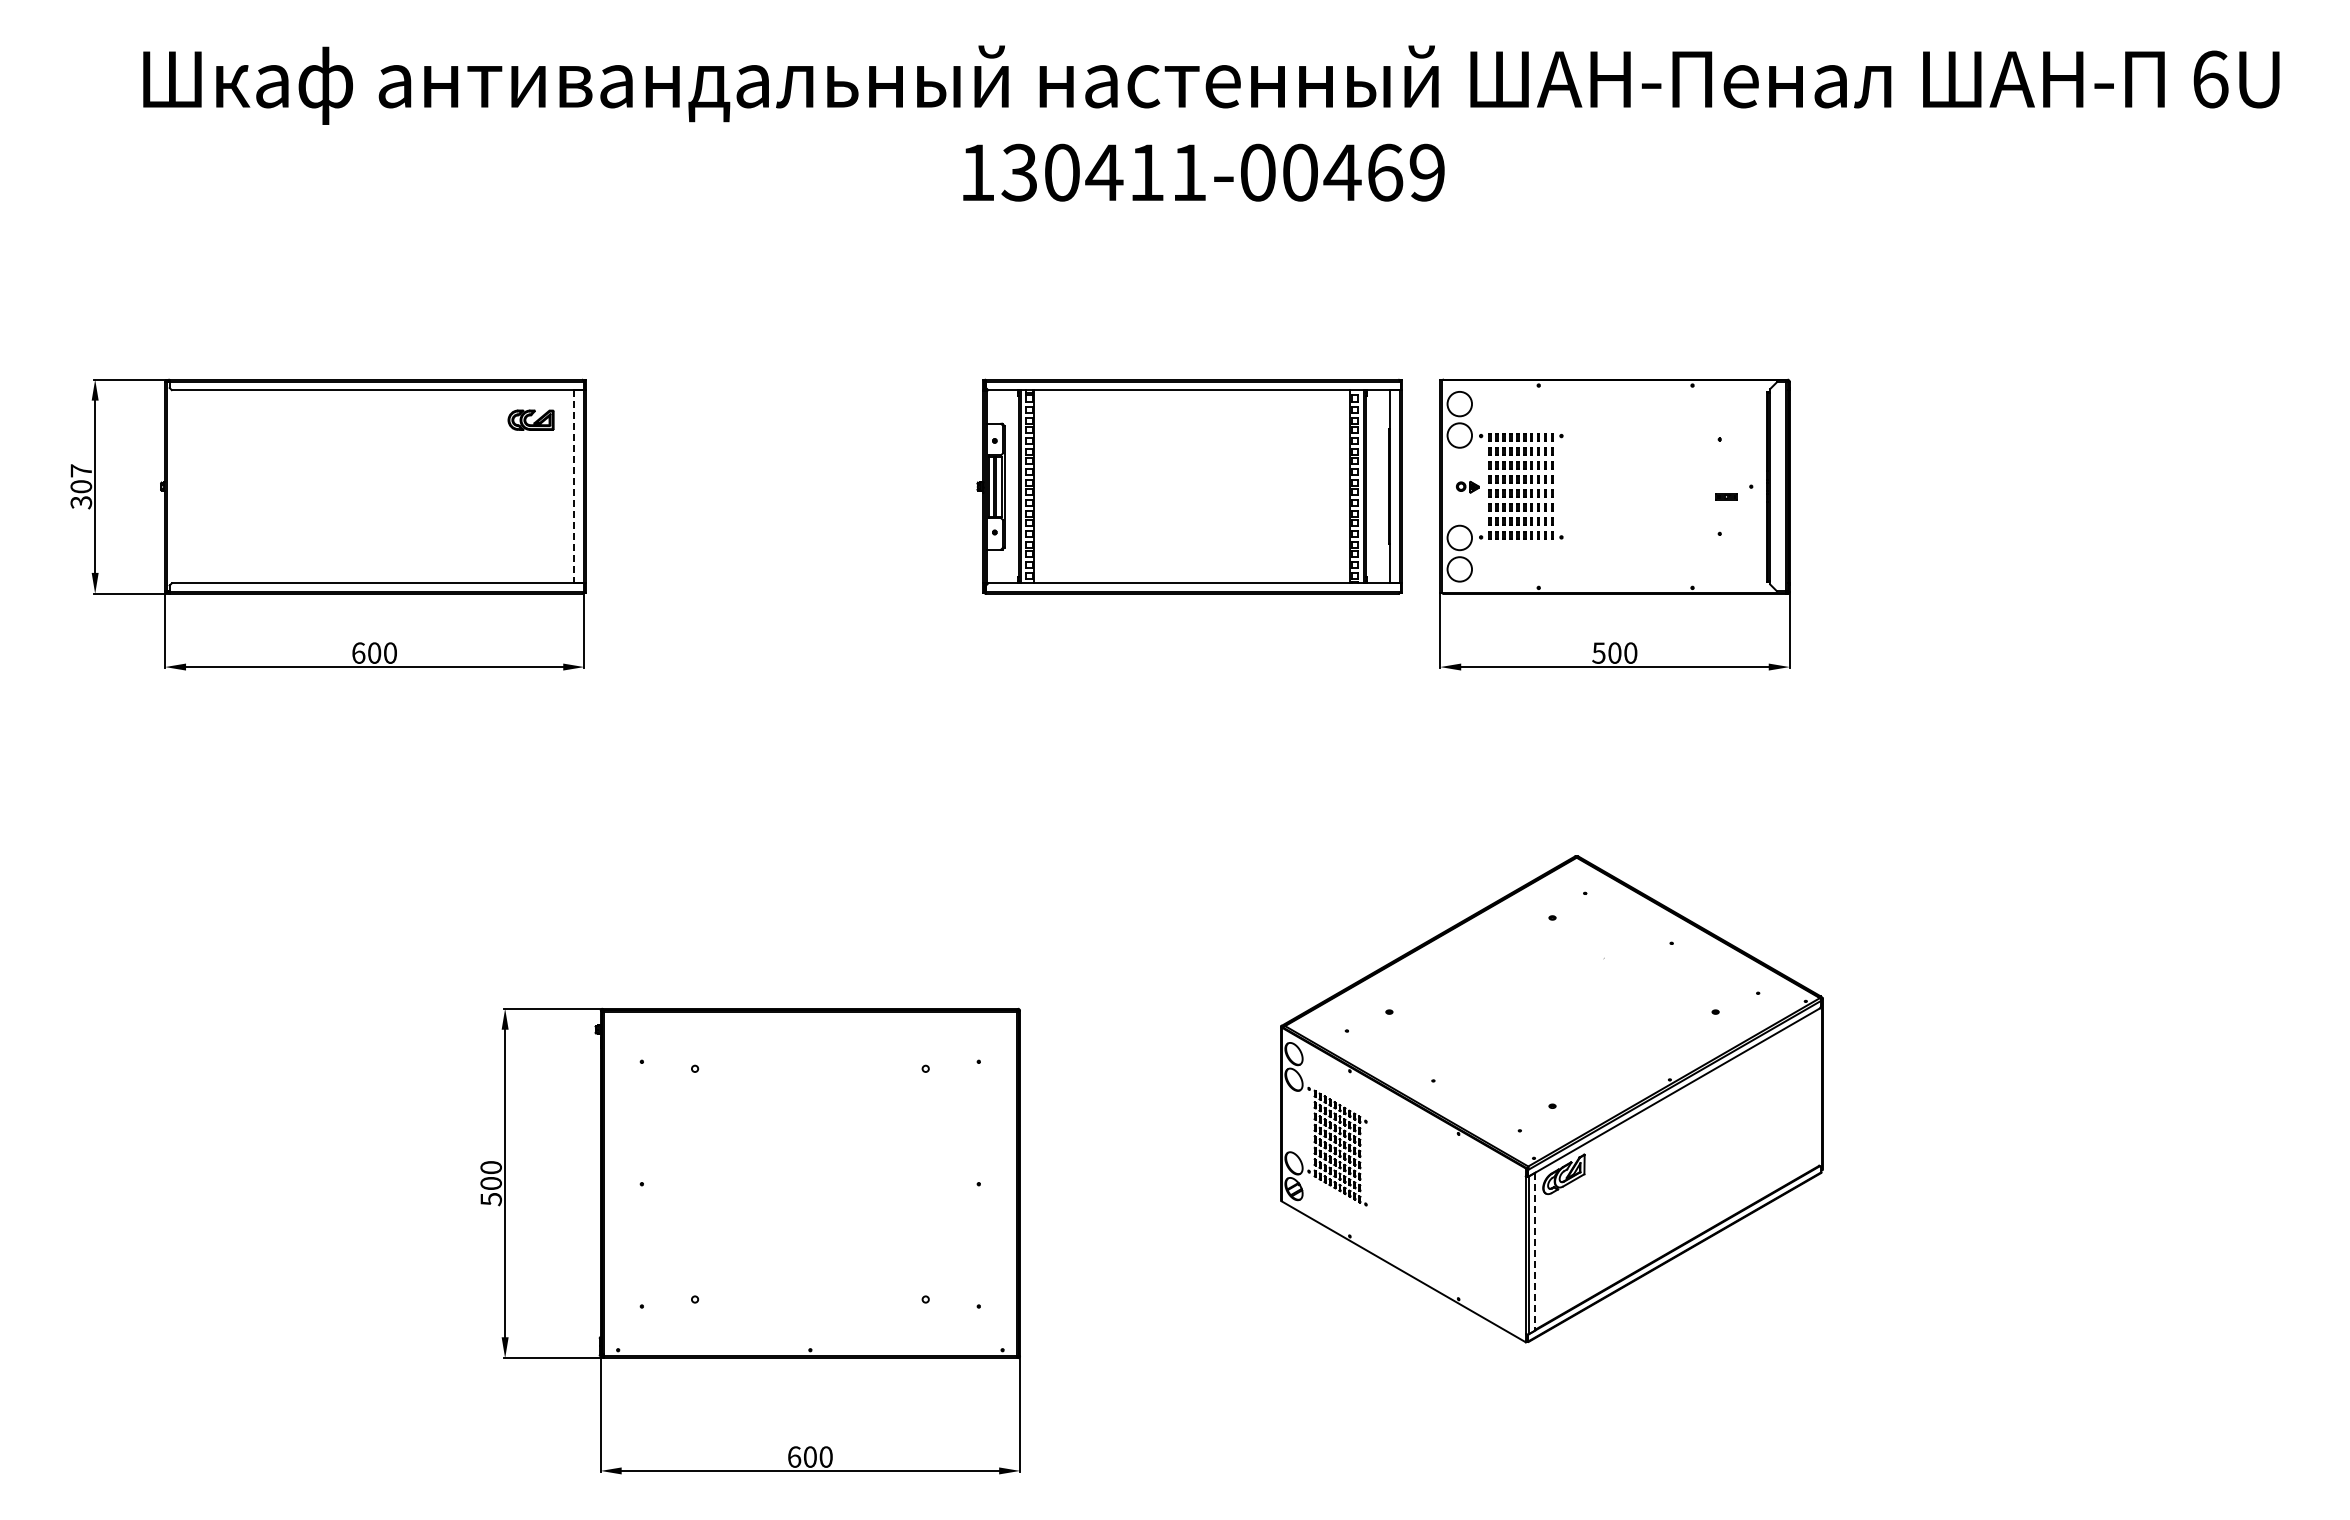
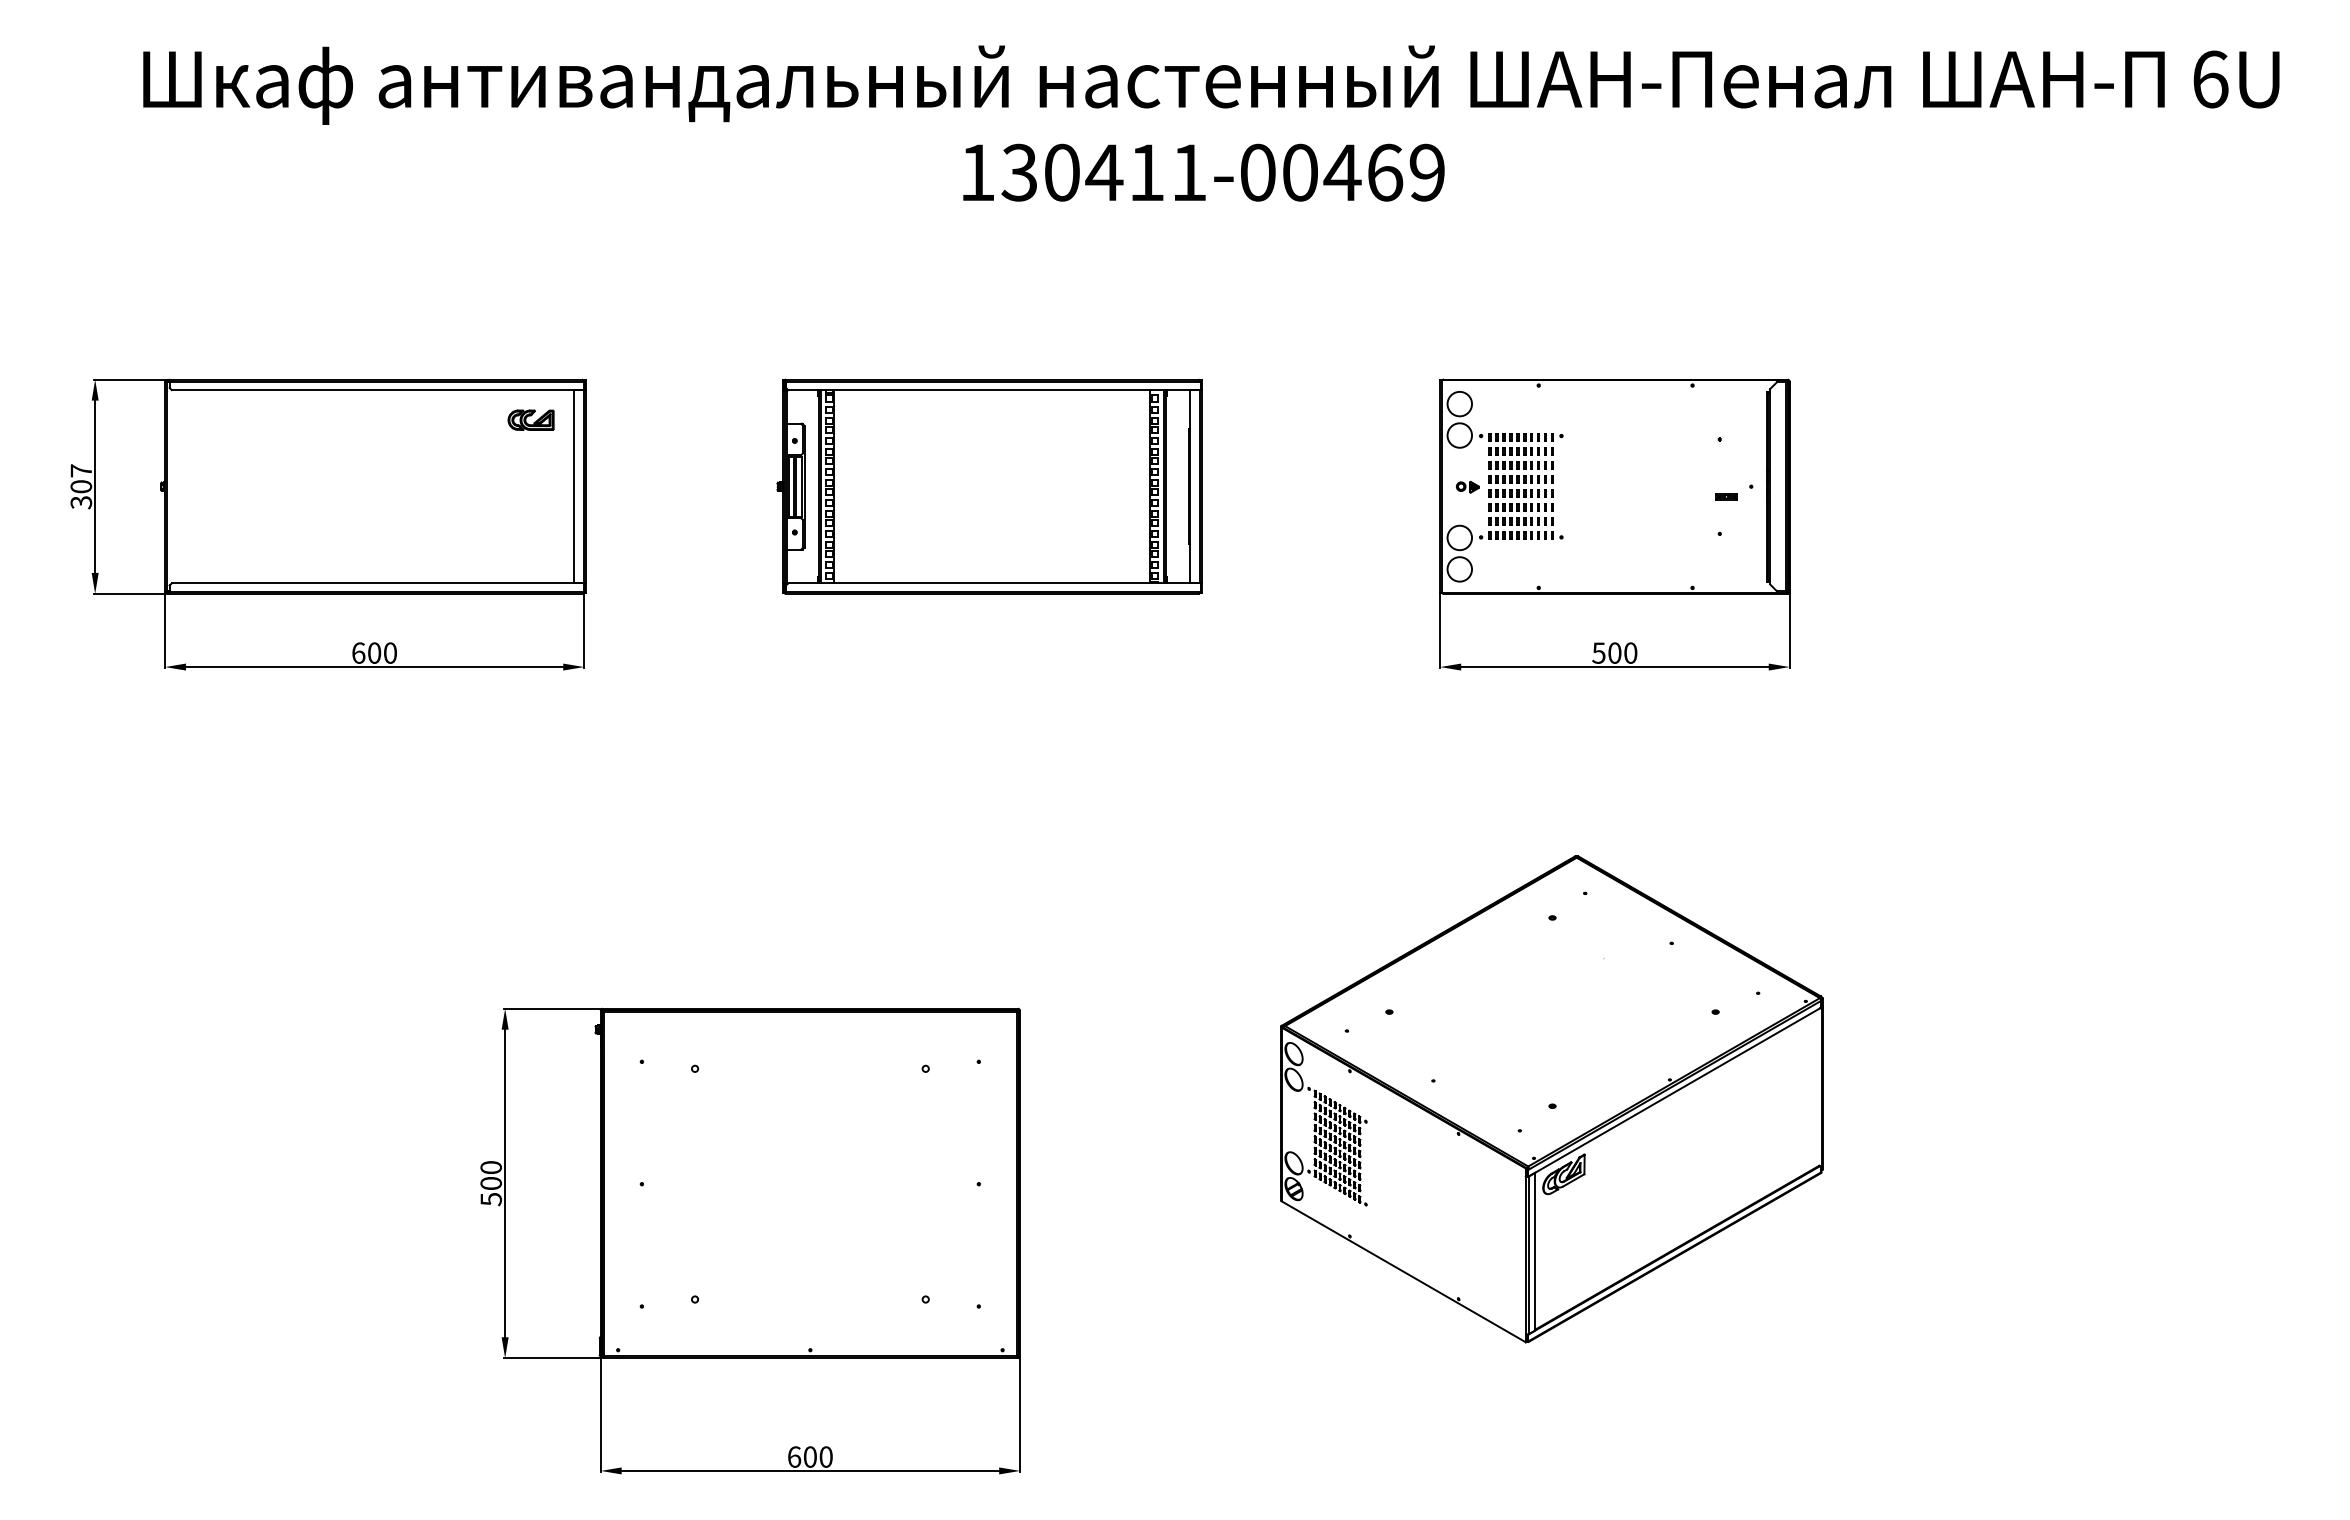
line: dashed -> solid (574, 486)
part position: (1189, 486) -> (989, 486) (989, 486)
line: dashed -> solid (1535, 1251)
